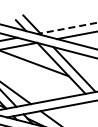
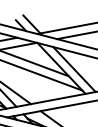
line: dashed -> solid (66, 28)
line: none -> present (42, 75)
